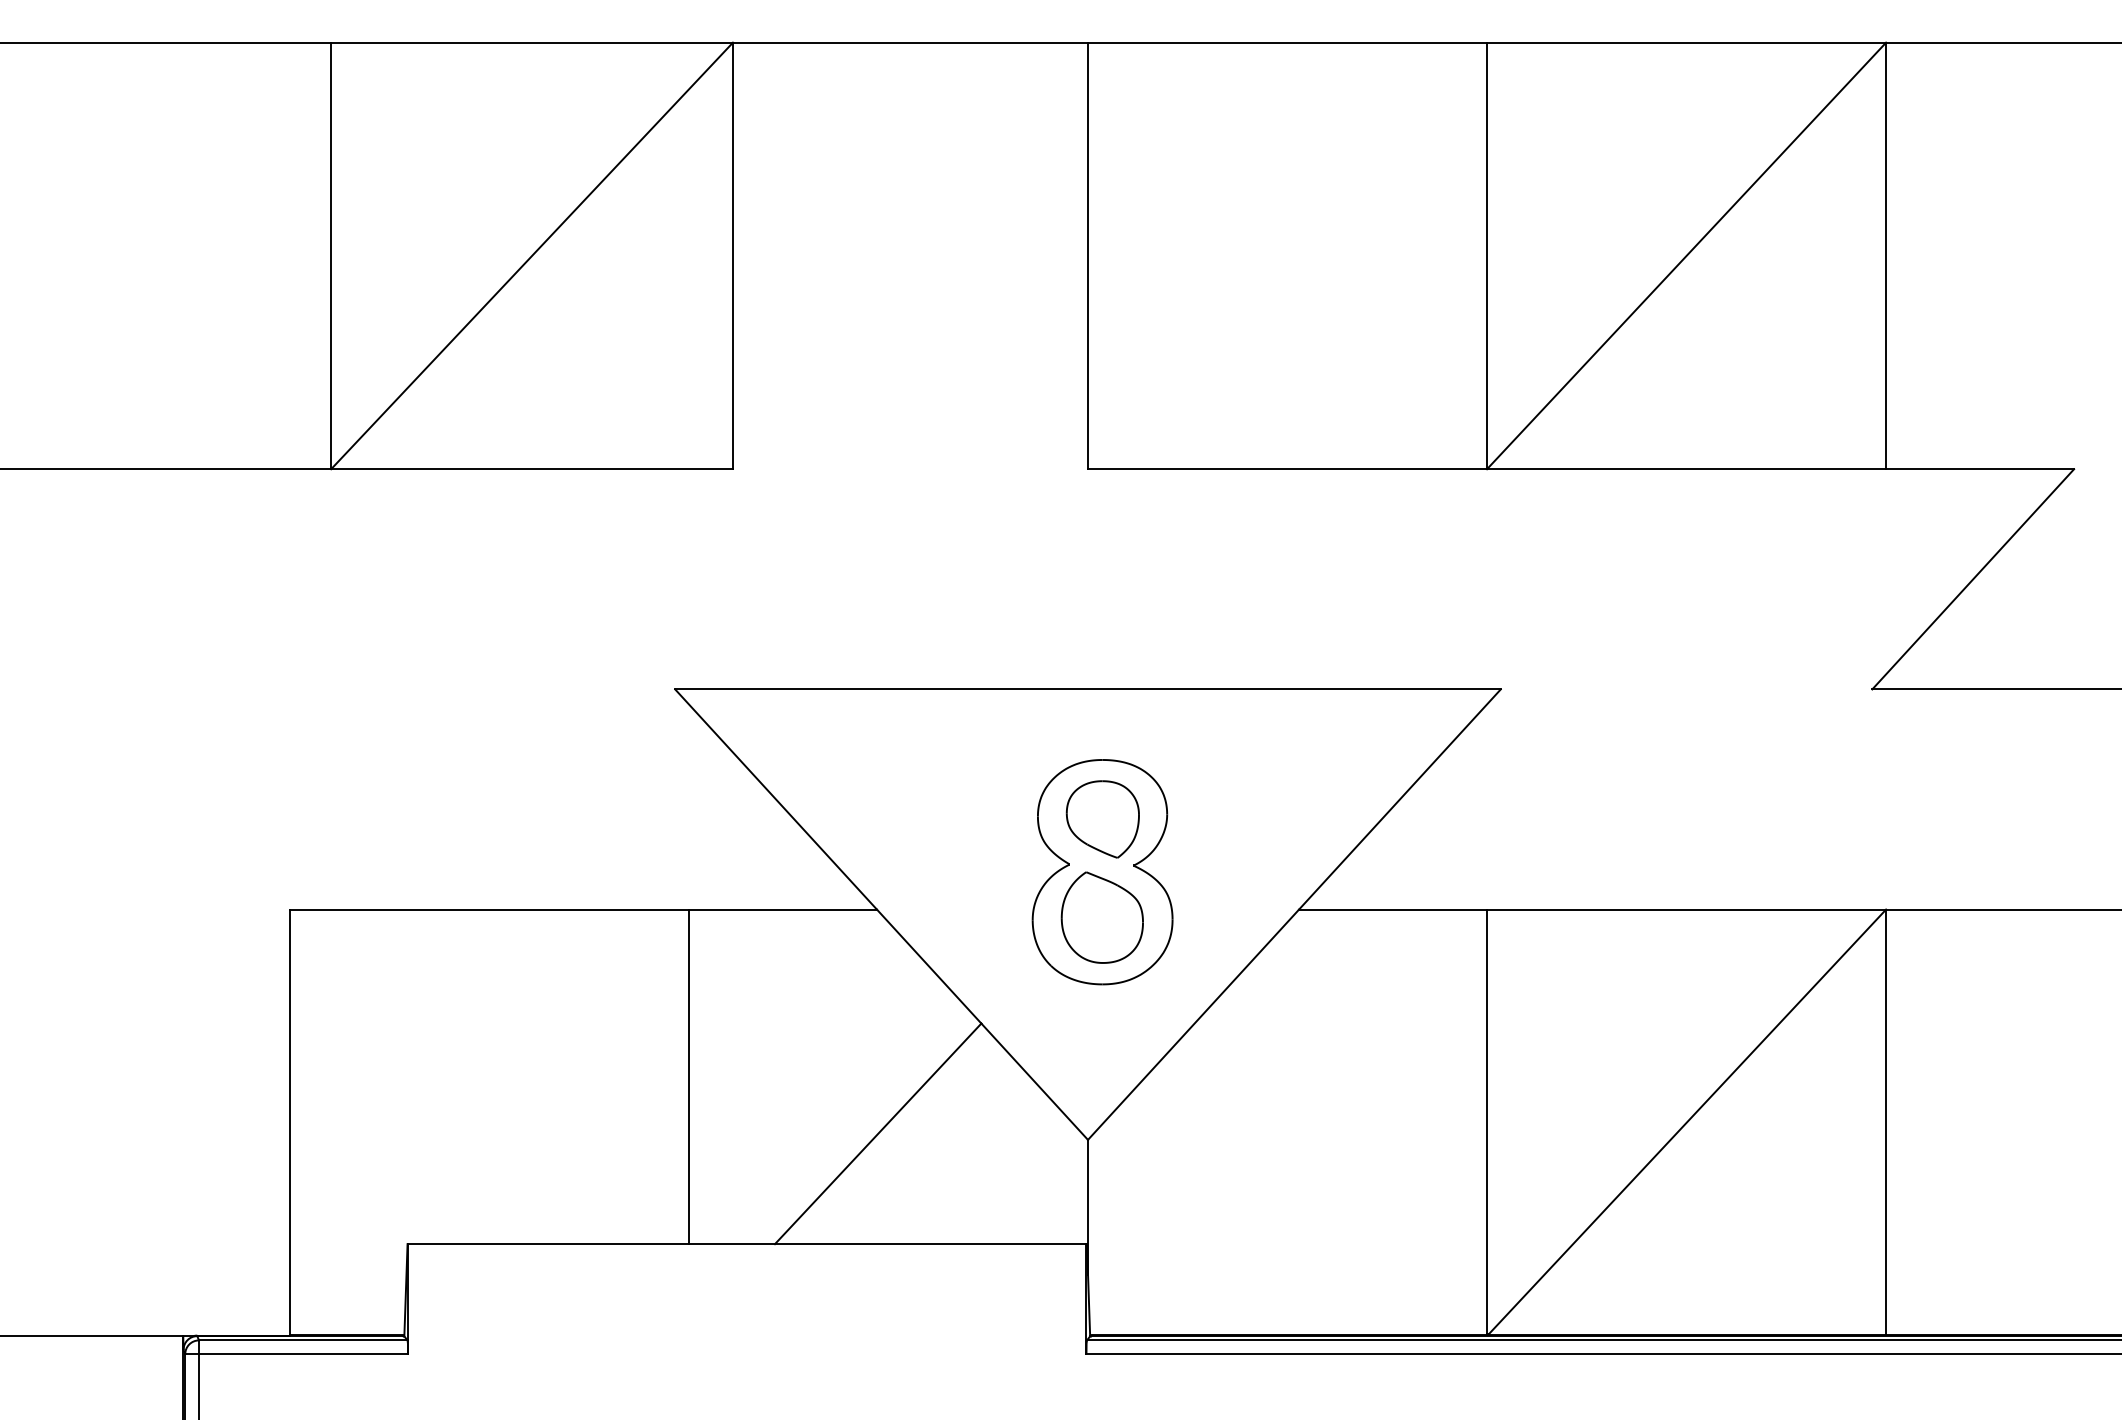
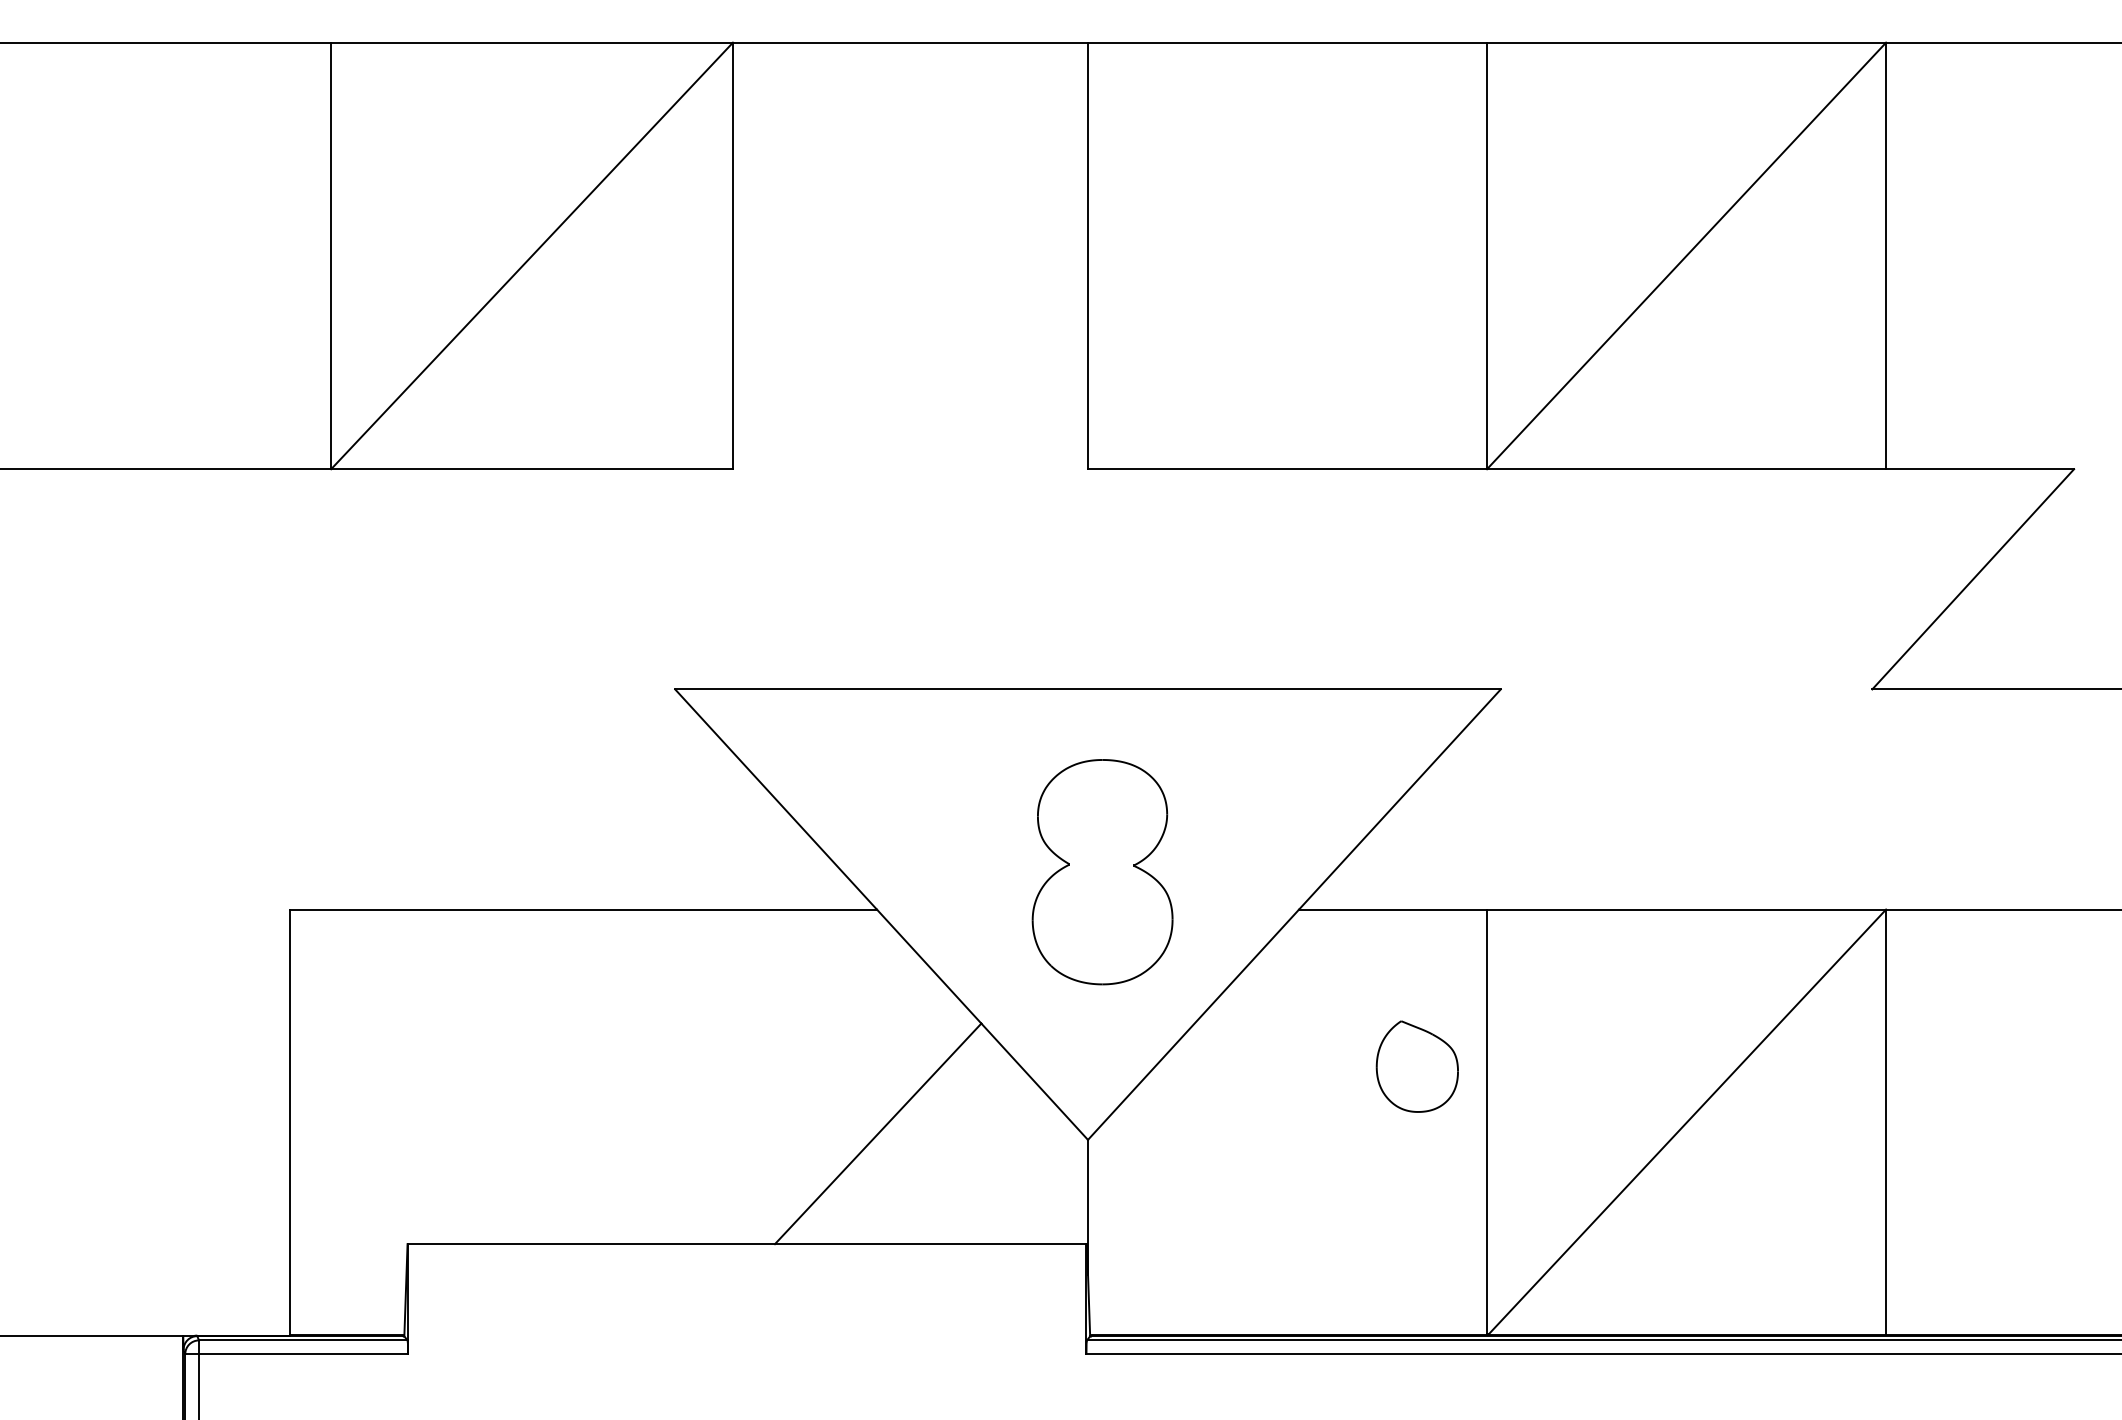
part: present -> none (1102, 819)
part position: (1101, 917) -> (1416, 1066) (1416, 1066)
line: present -> none (688, 1076)
